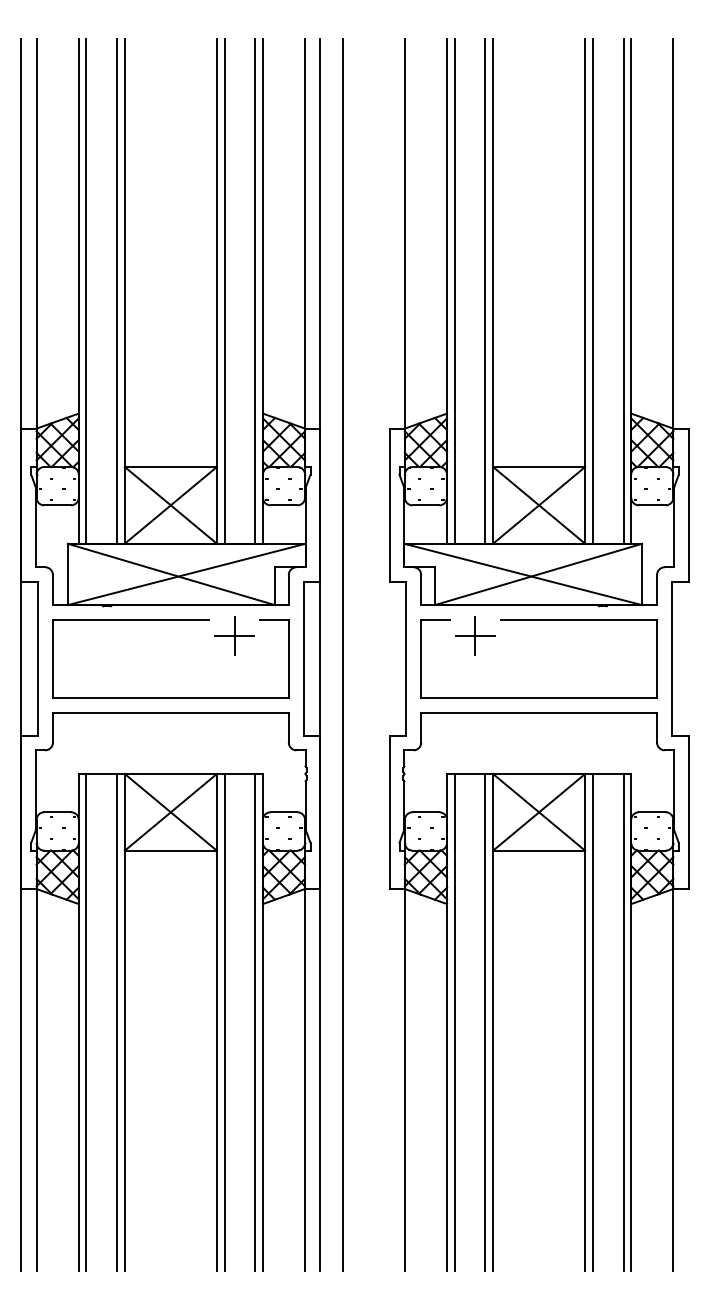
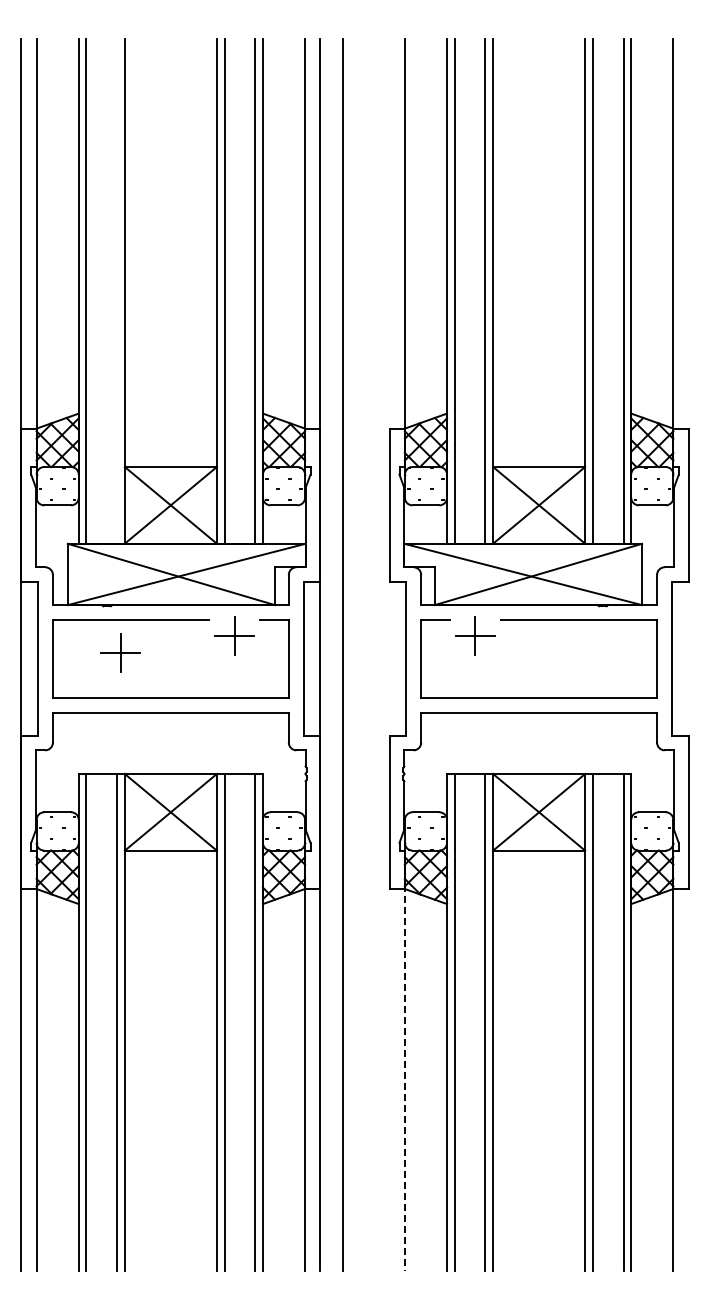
line: present -> none (117, 291)
part: none -> present (120, 652)
line: solid -> dashed (404, 1077)
